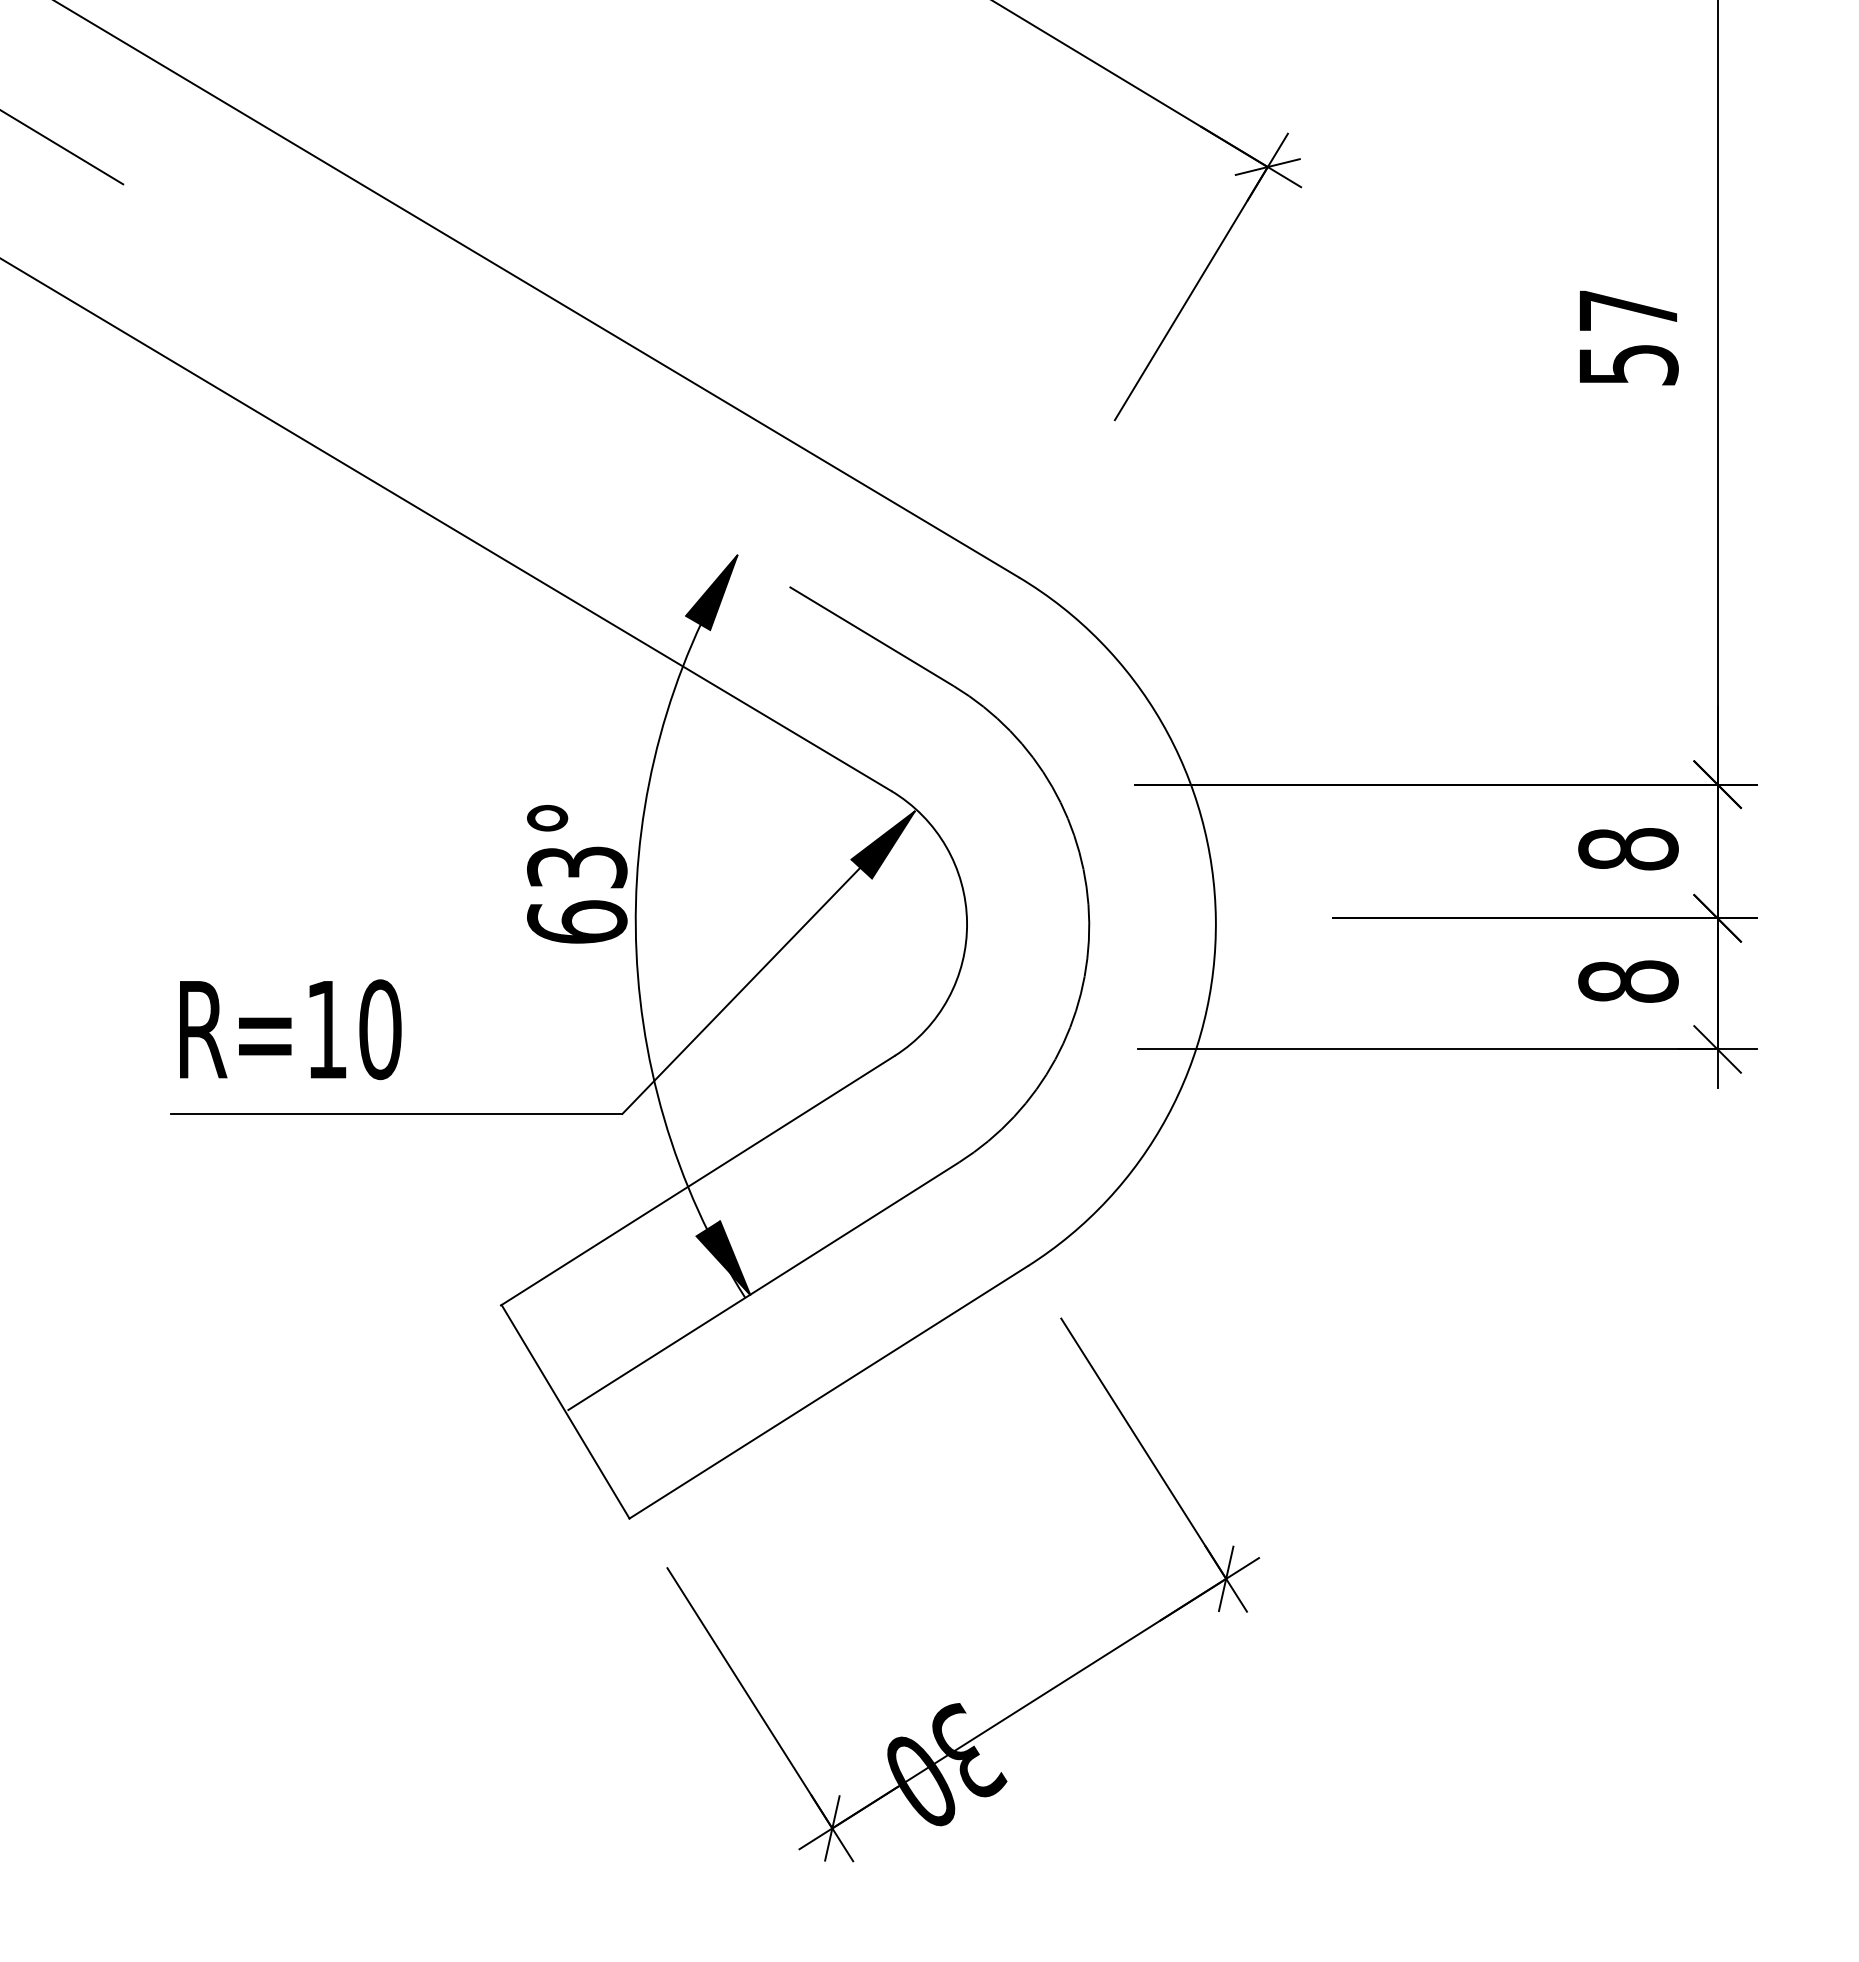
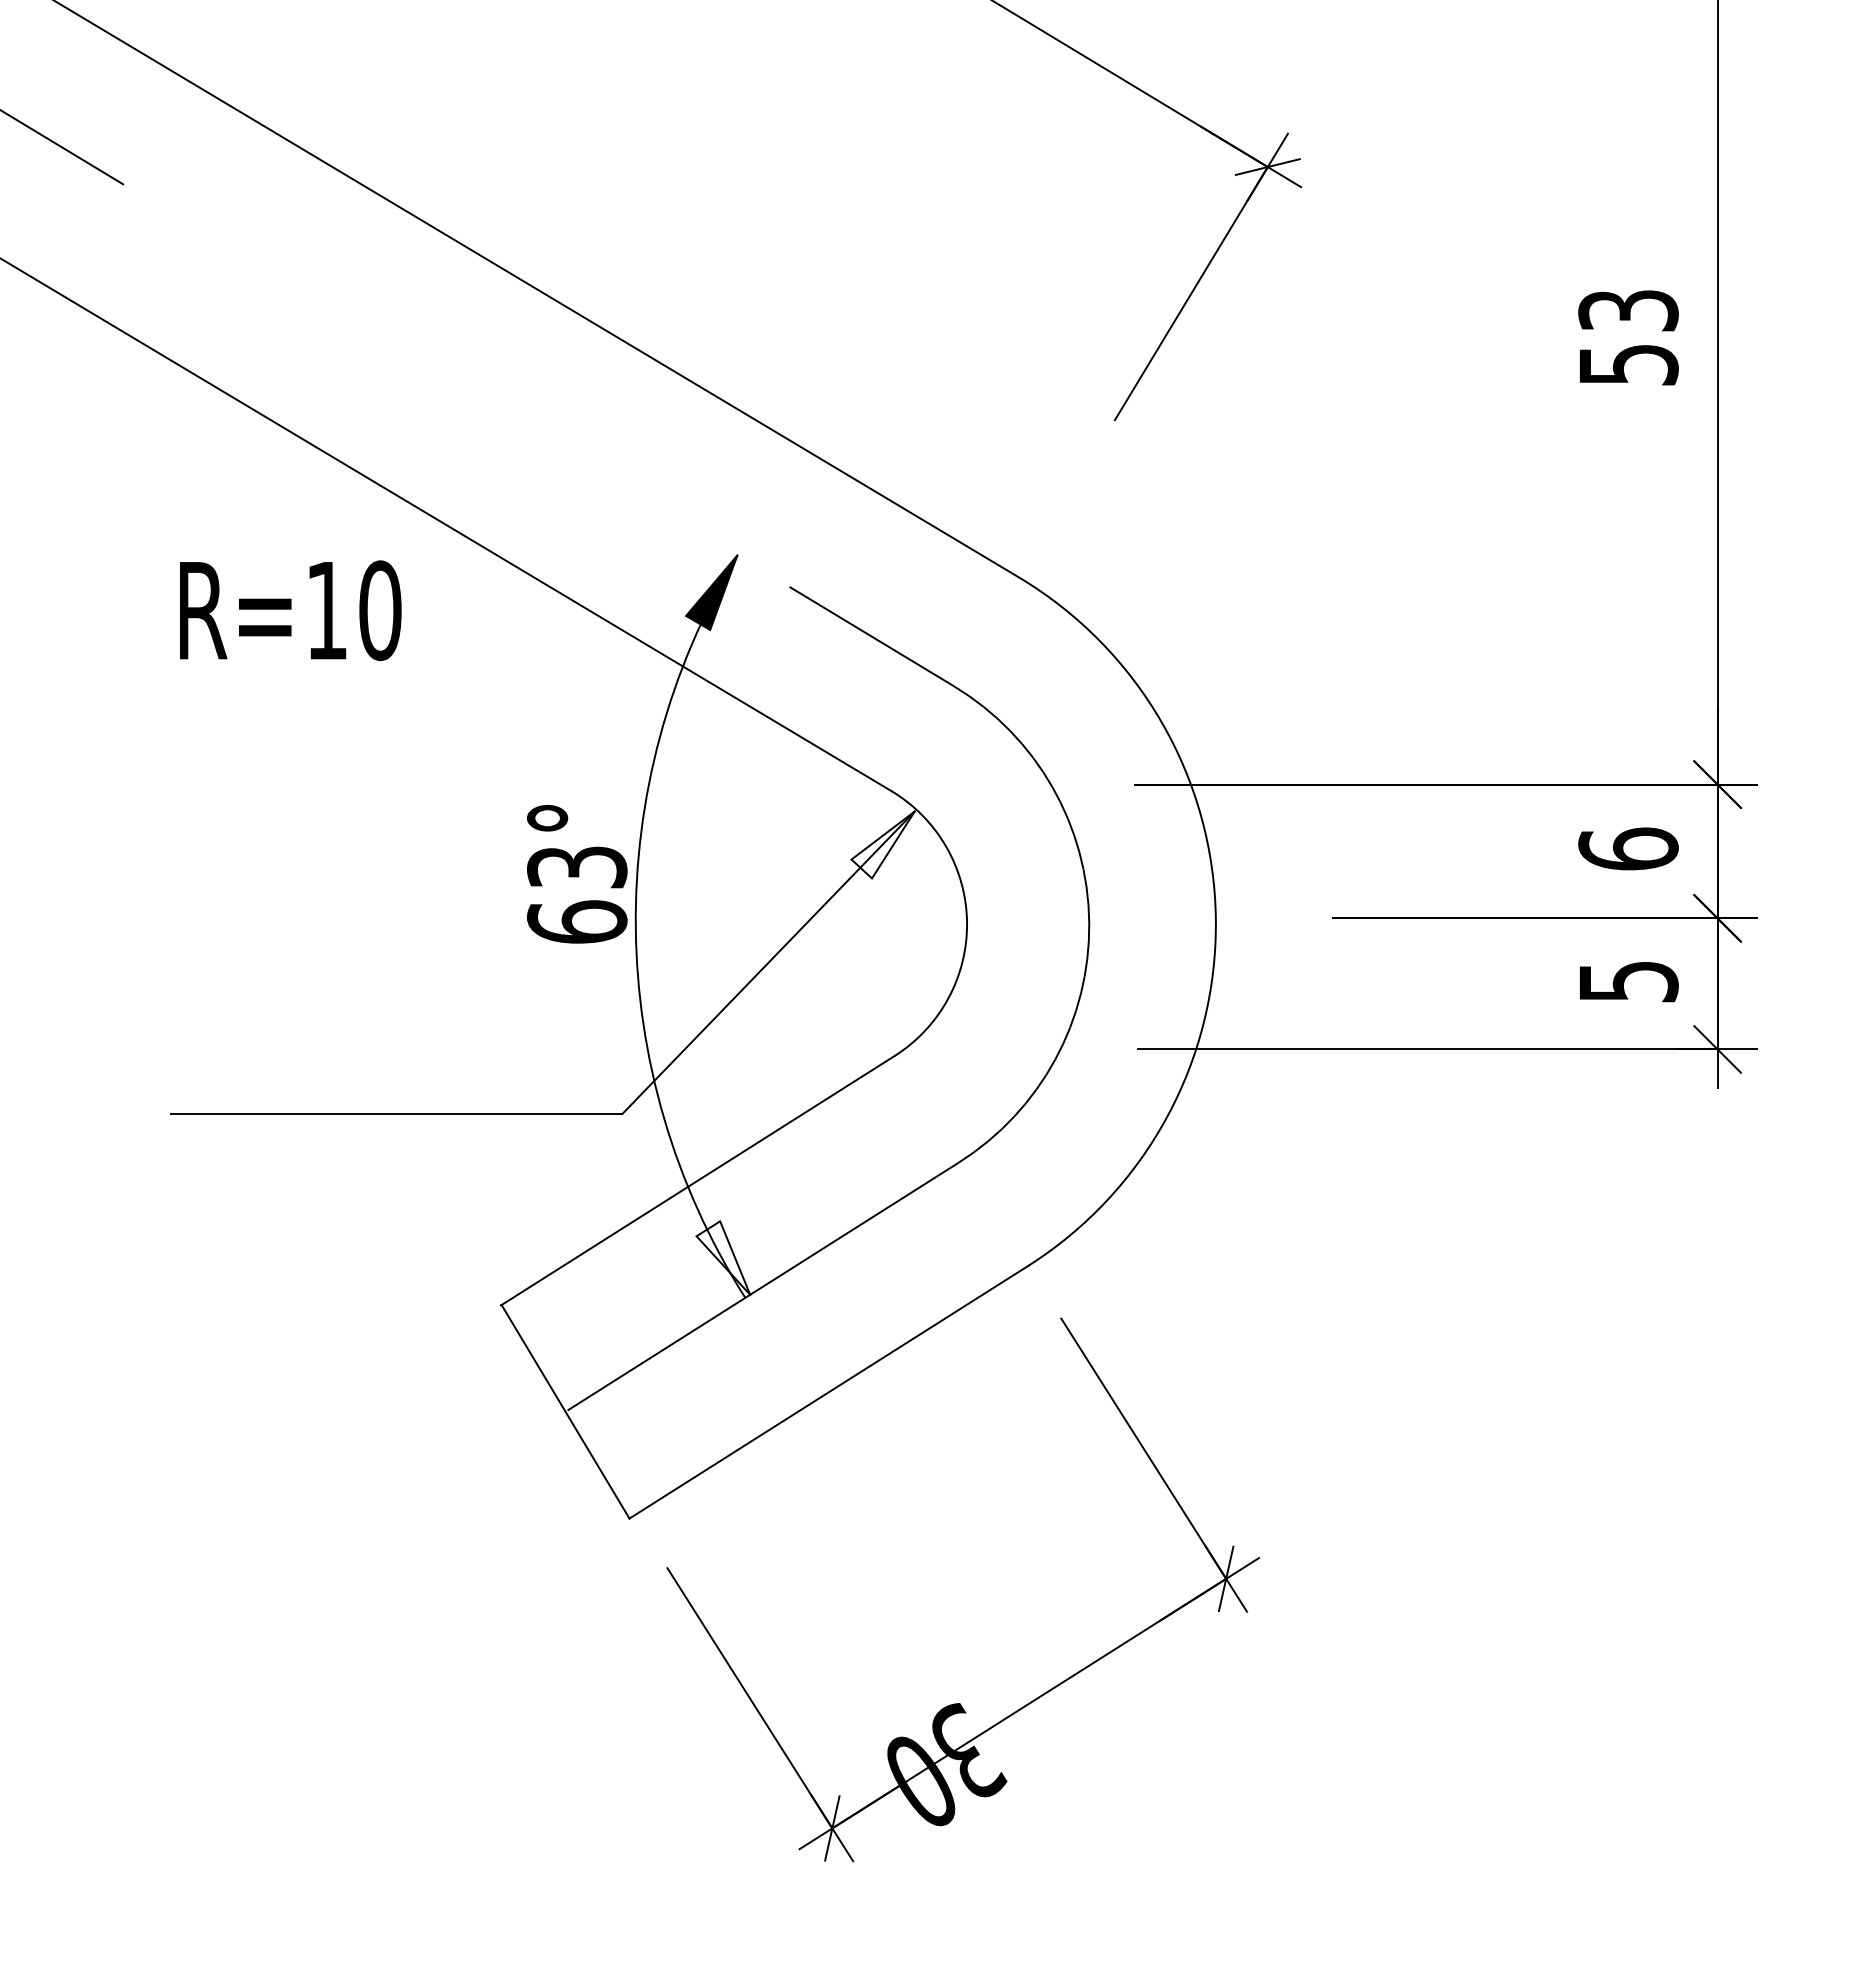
text: 57 -> 53 (1628, 310)
fill: present -> none (882, 844)
text: 8 -> 6 (1628, 848)
text: 8 -> 5 (1628, 981)
text position: (290, 1029) -> (290, 610) (290, 610)
fill: present -> none (723, 1257)
